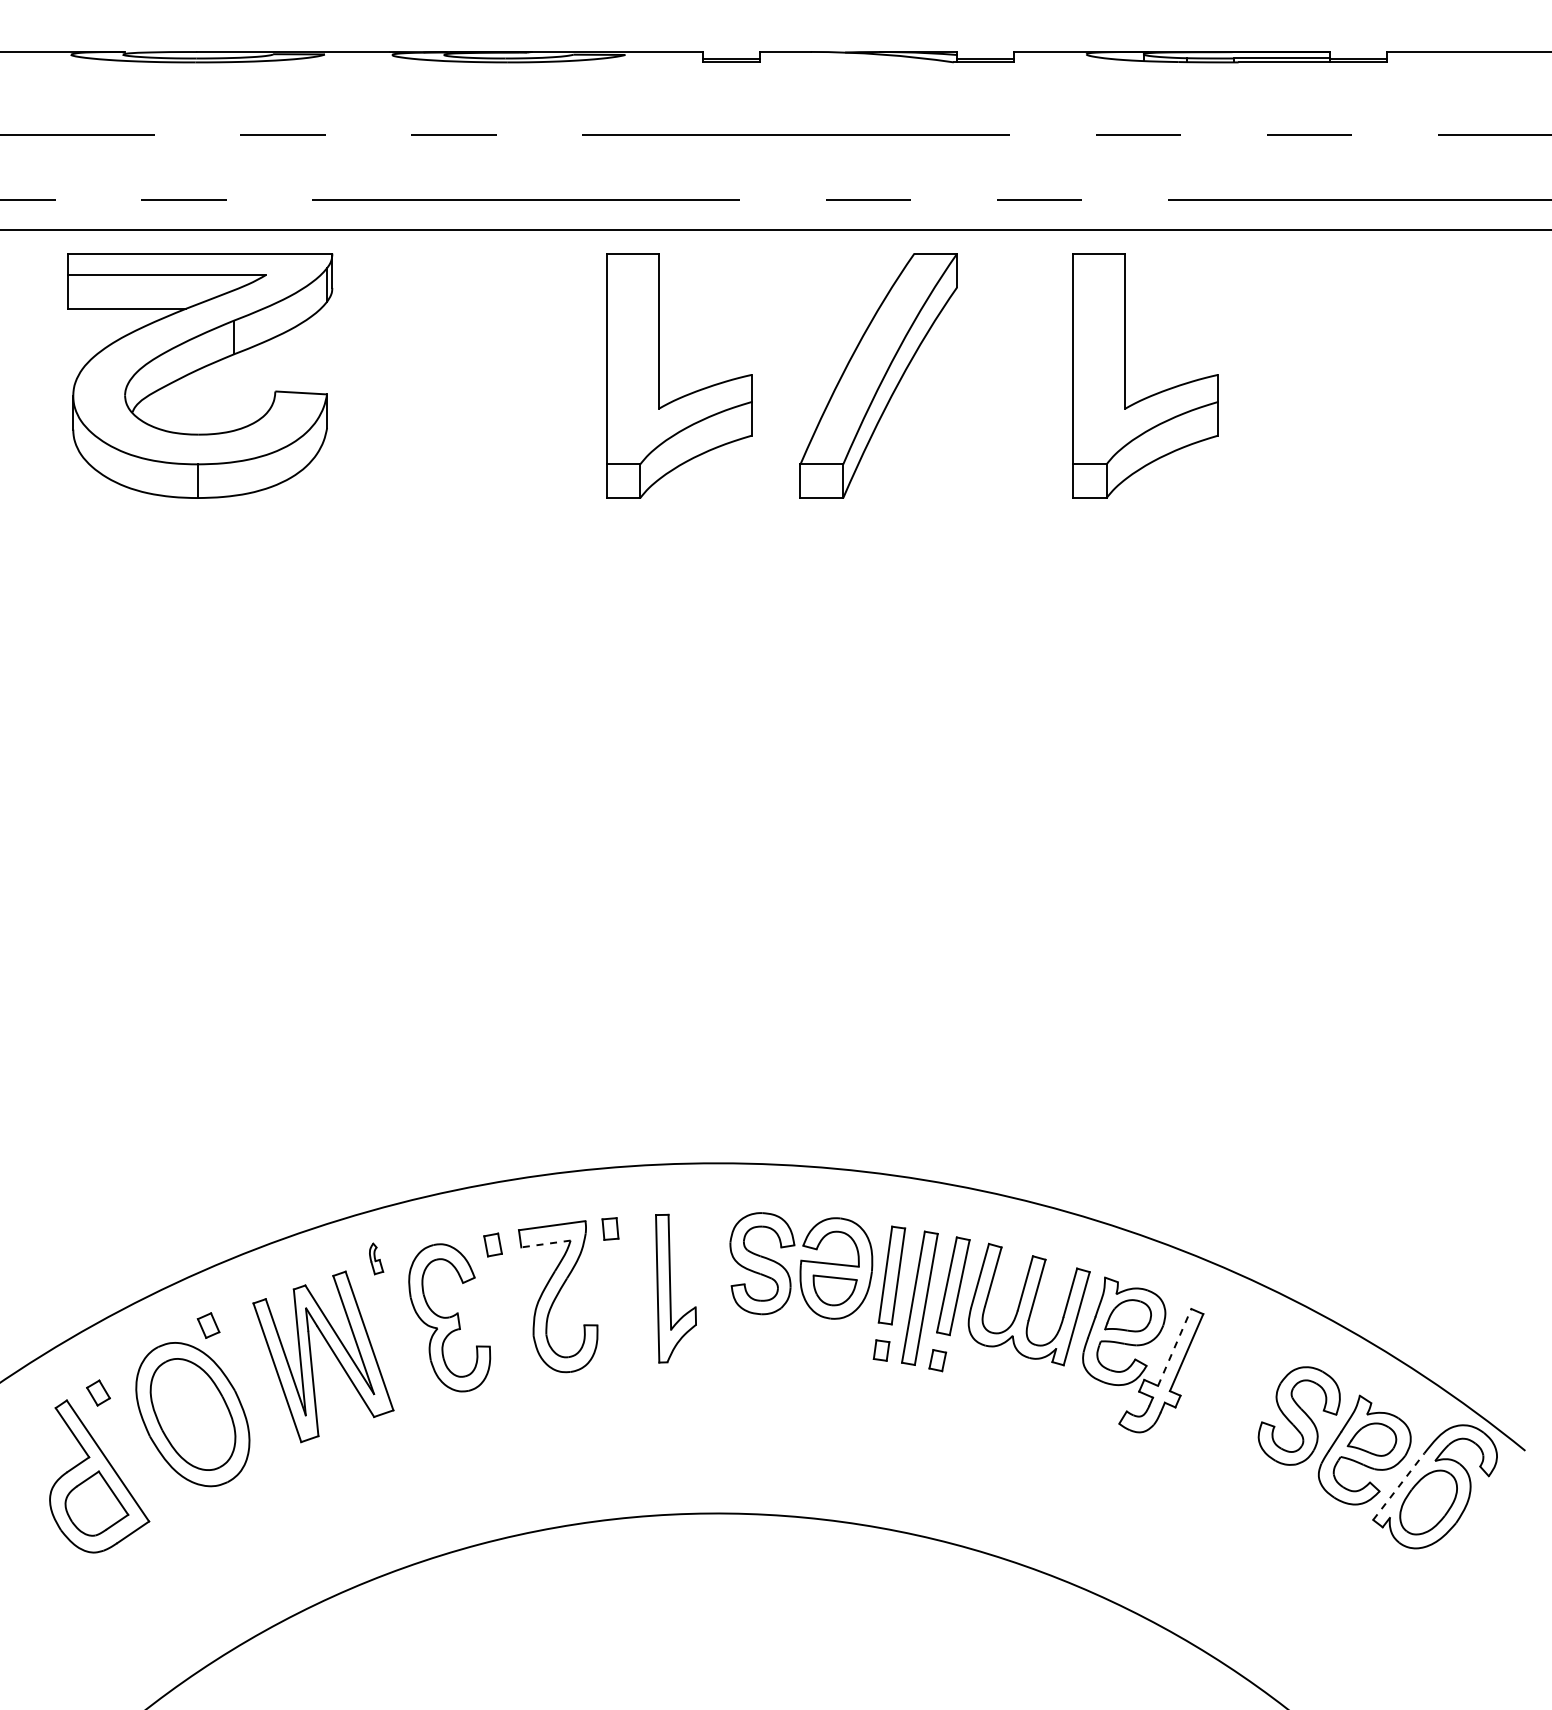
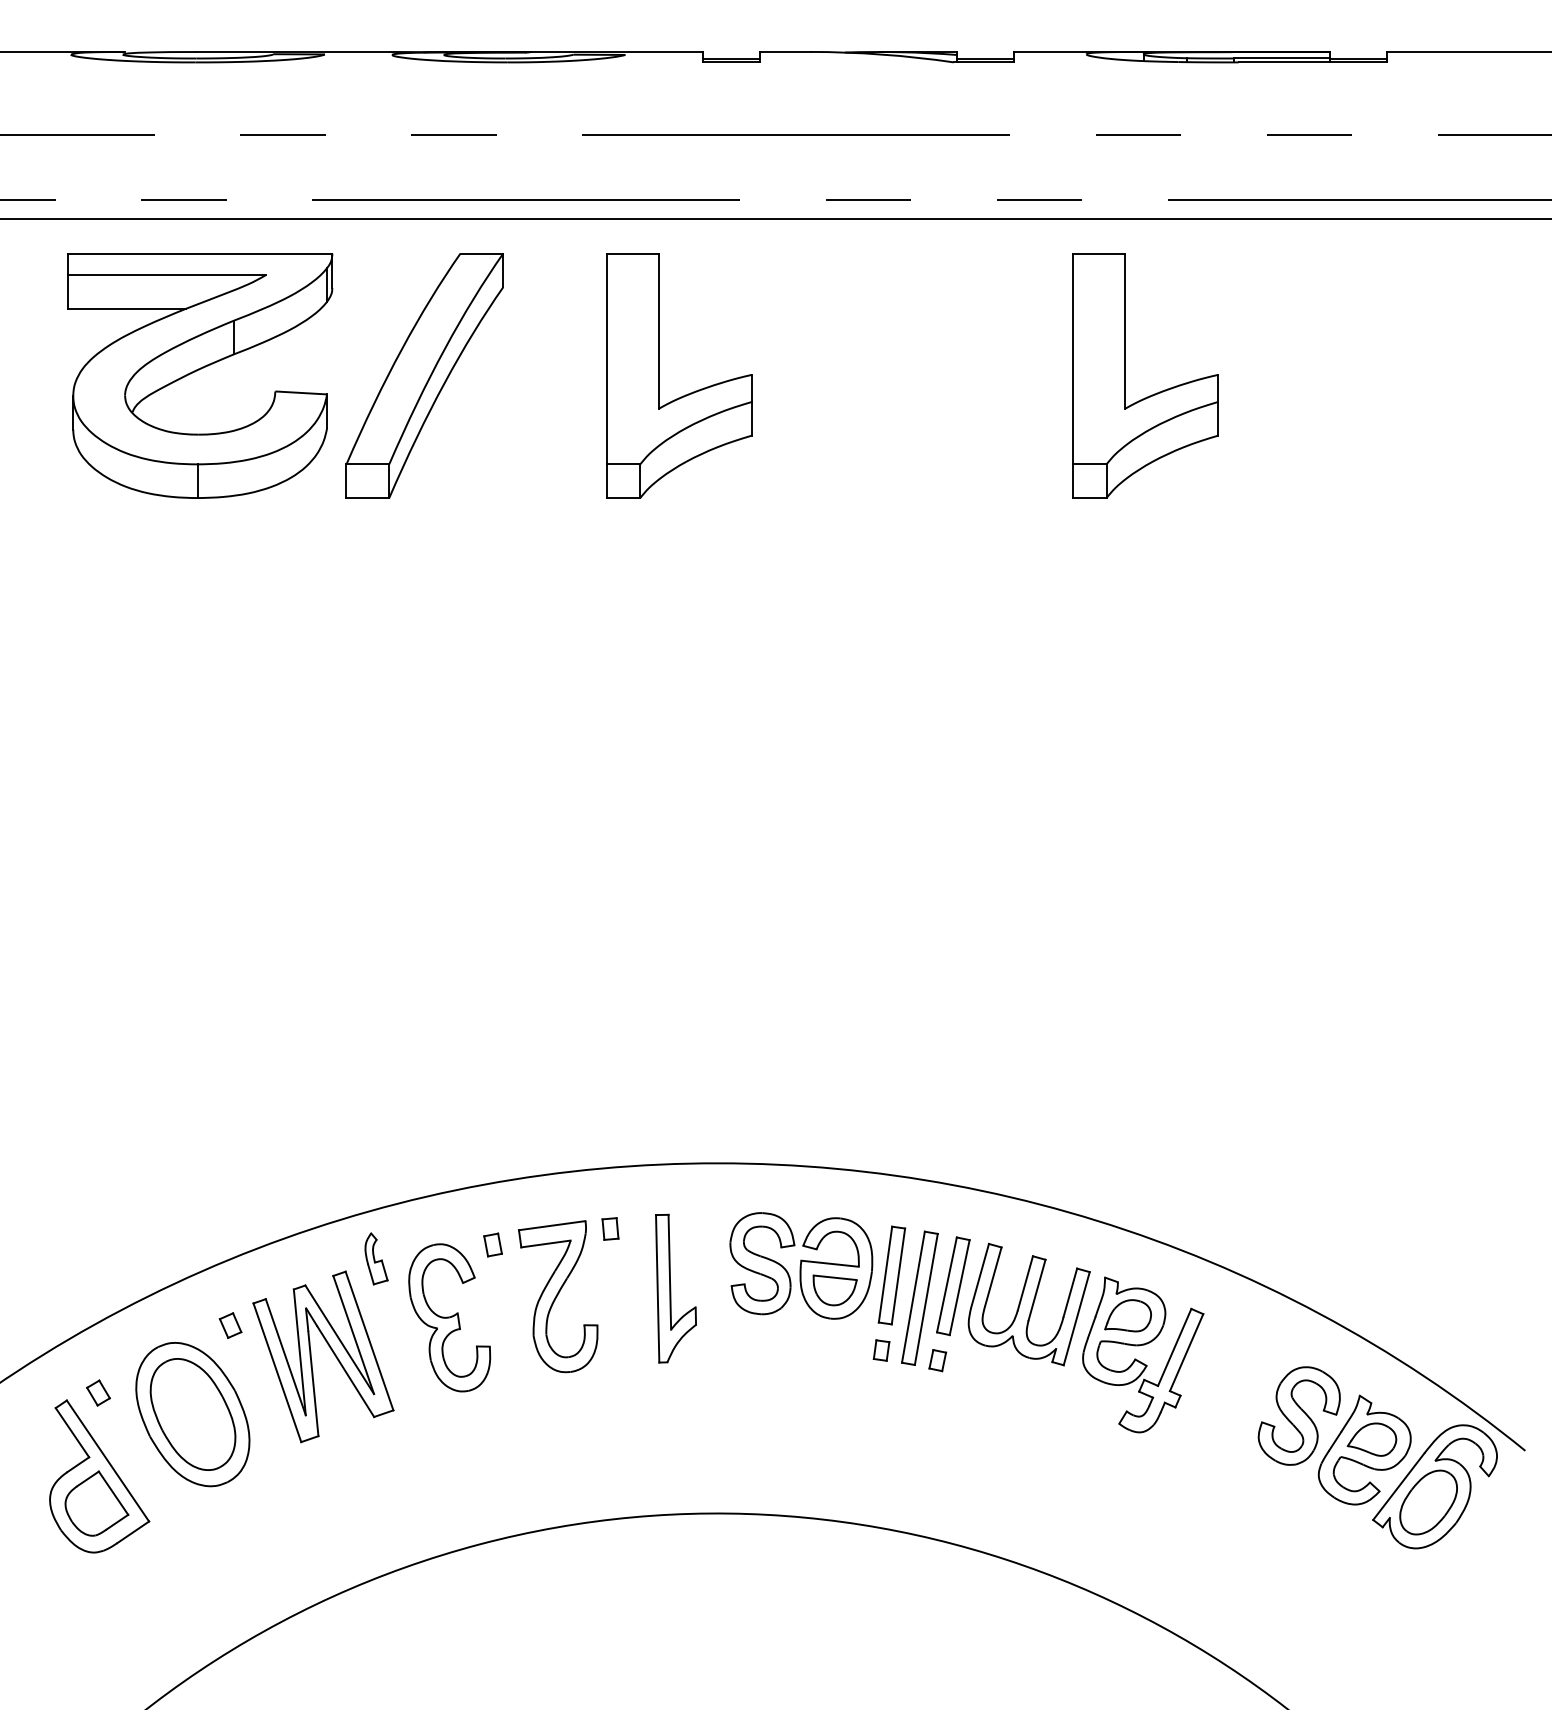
line position: (775, 230) -> (775, 219) (775, 219)
part position: (878, 375) -> (424, 375) (424, 375)
line: dashed -> solid (545, 1243)
part size: 16x34 px -> 25x54 px (376, 1258)
part position: (208, 1325) -> (230, 1325) (230, 1325)
line: dashed -> solid (1174, 1347)
line: dashed -> solid (1398, 1486)
